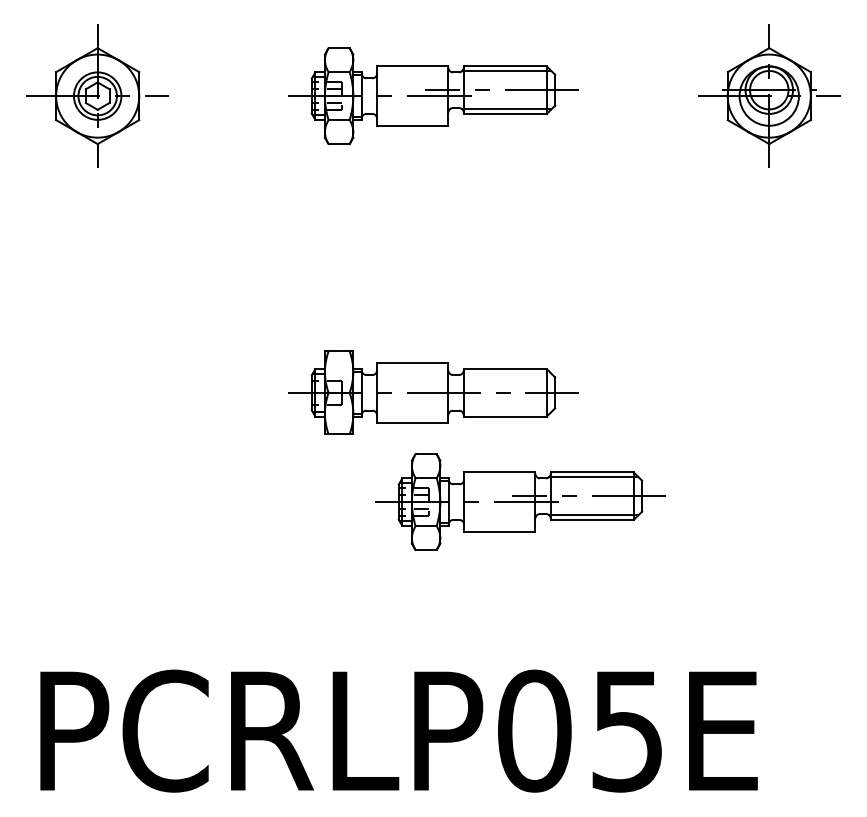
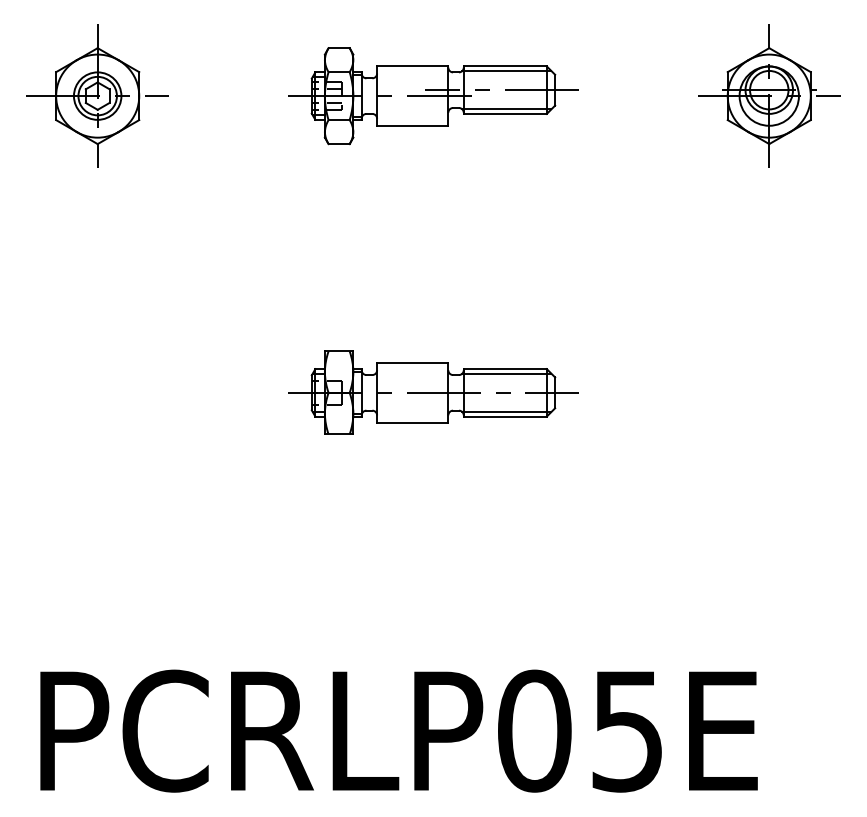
line: none -> present (506, 373)
line: none -> present (506, 412)
part: present -> none (520, 502)
